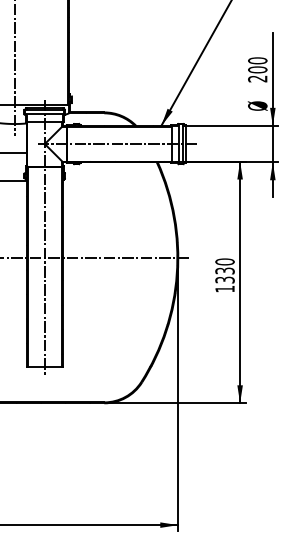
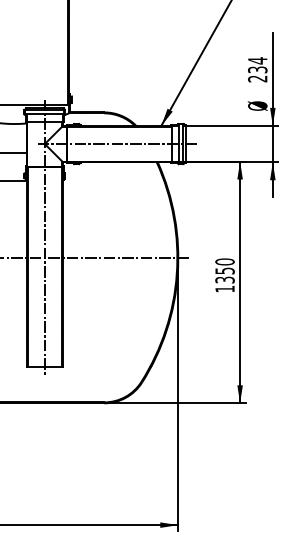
text: 200 -> 234 (257, 65)
line: present -> none (14, 68)
text: 1330 -> 1350 (224, 270)
